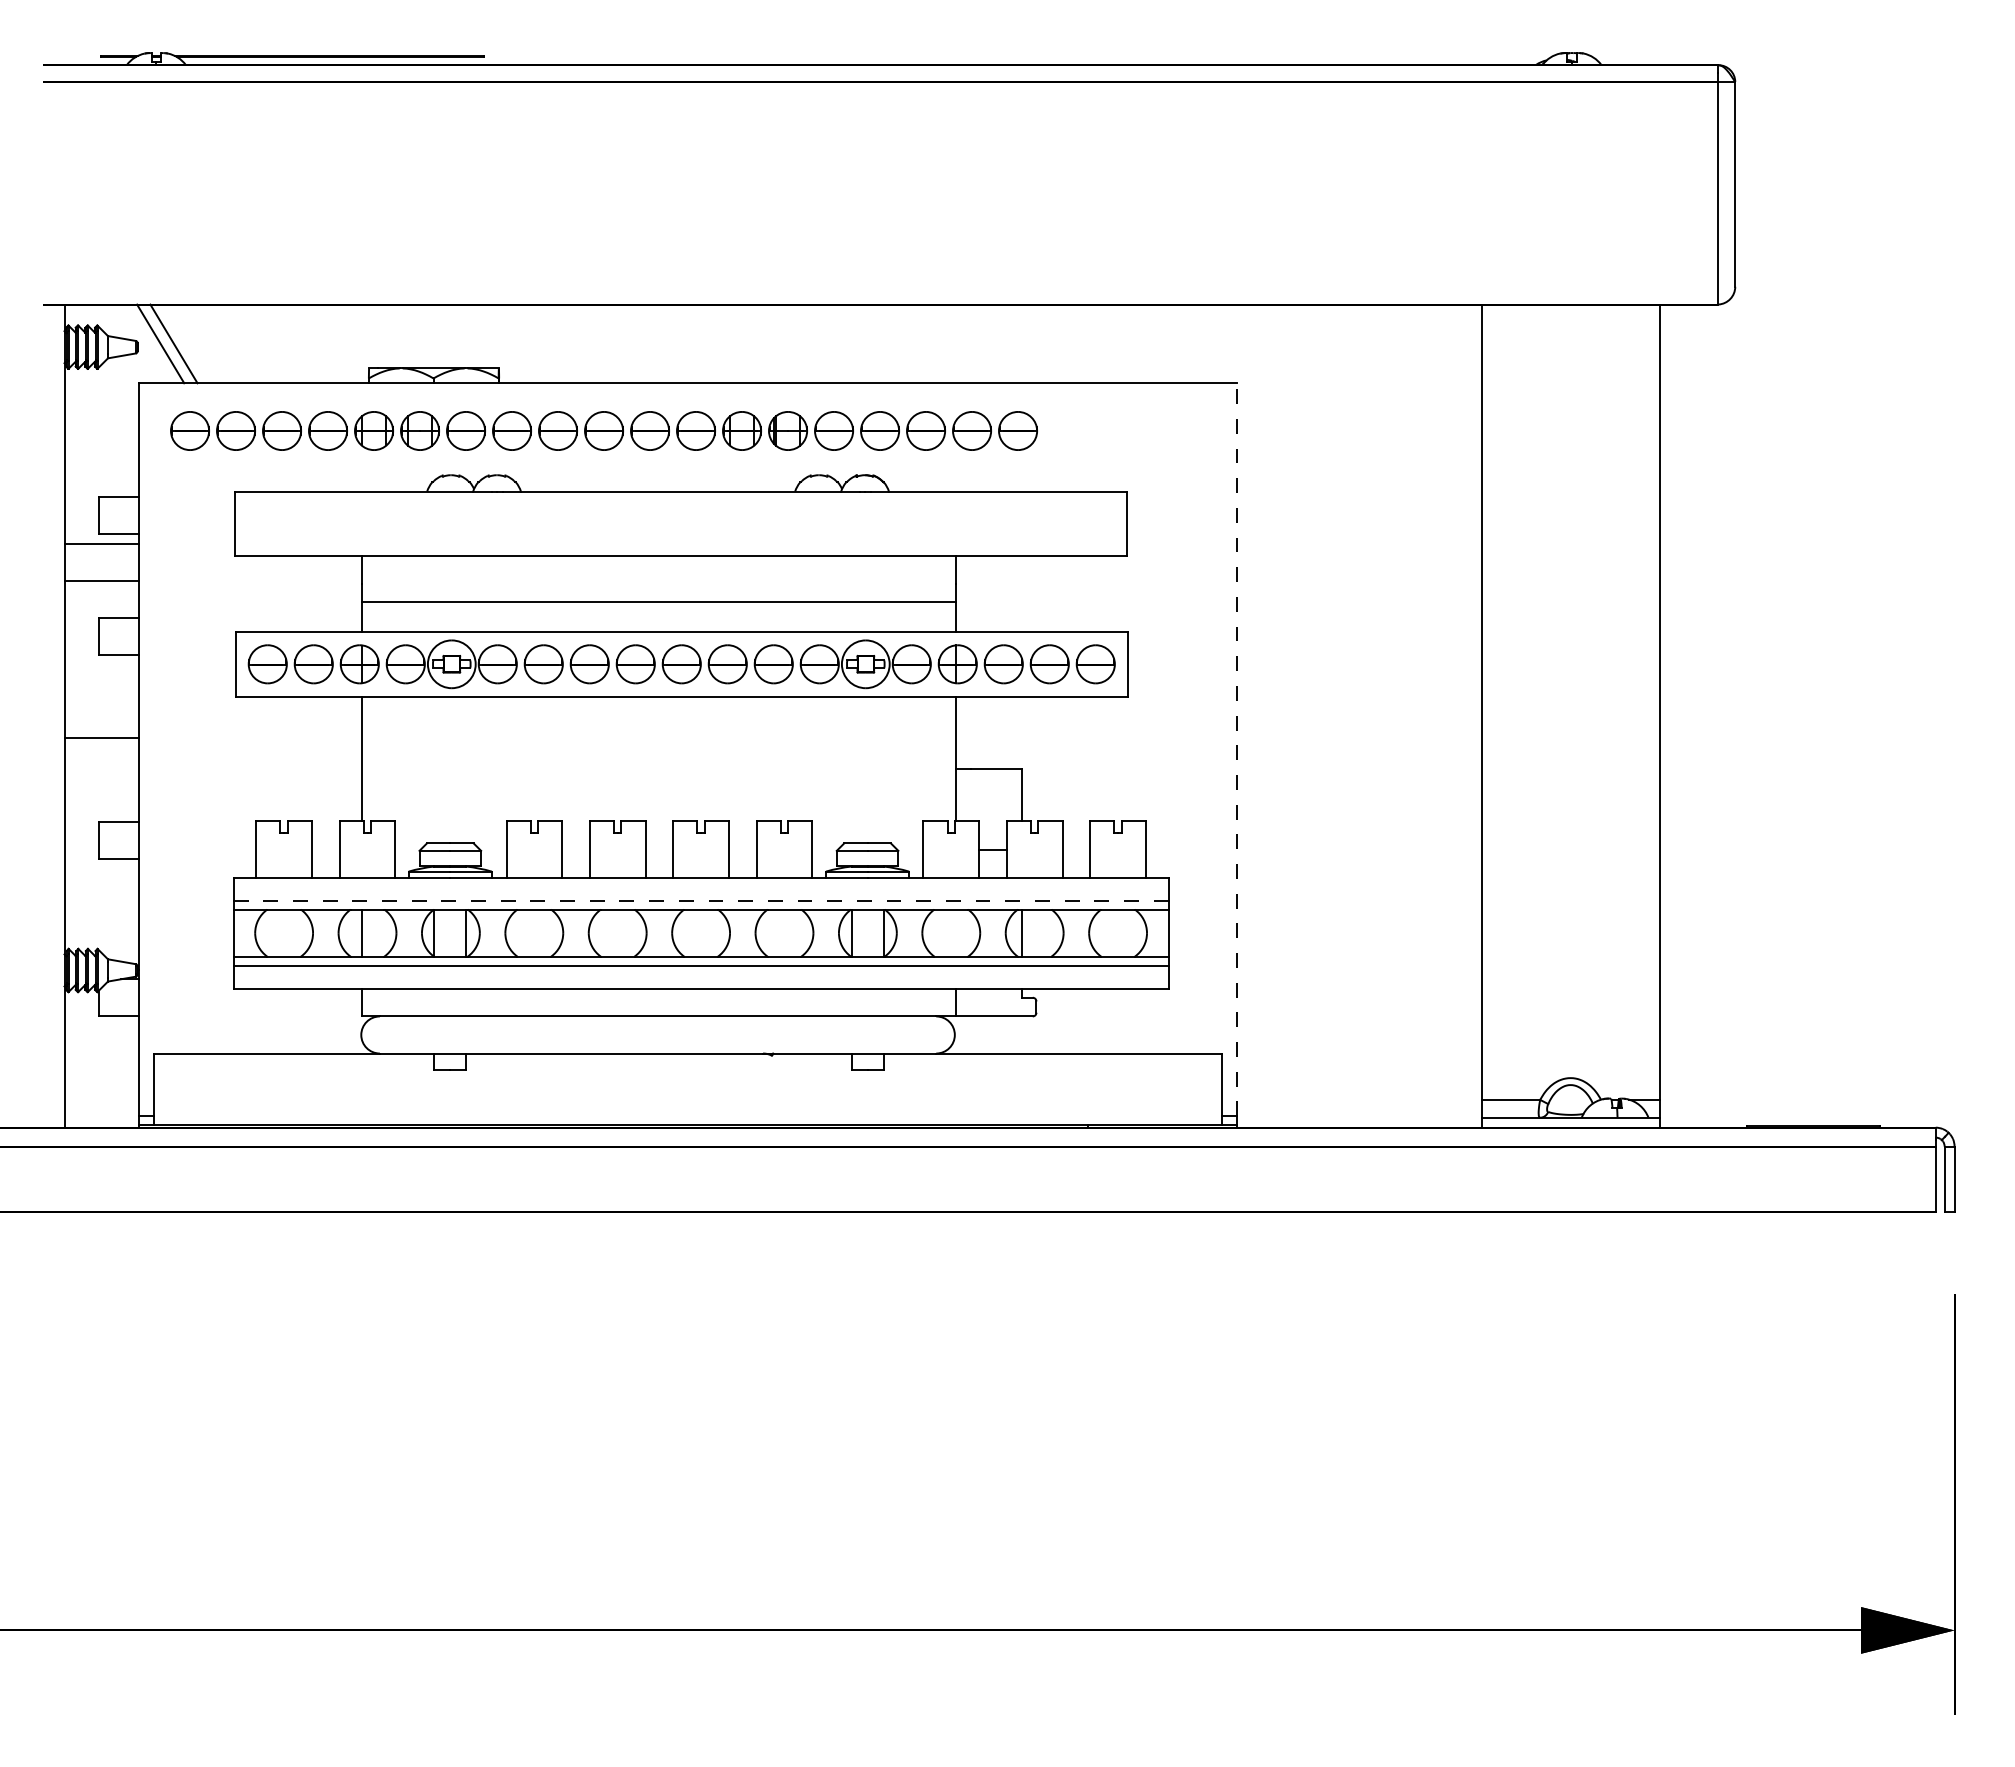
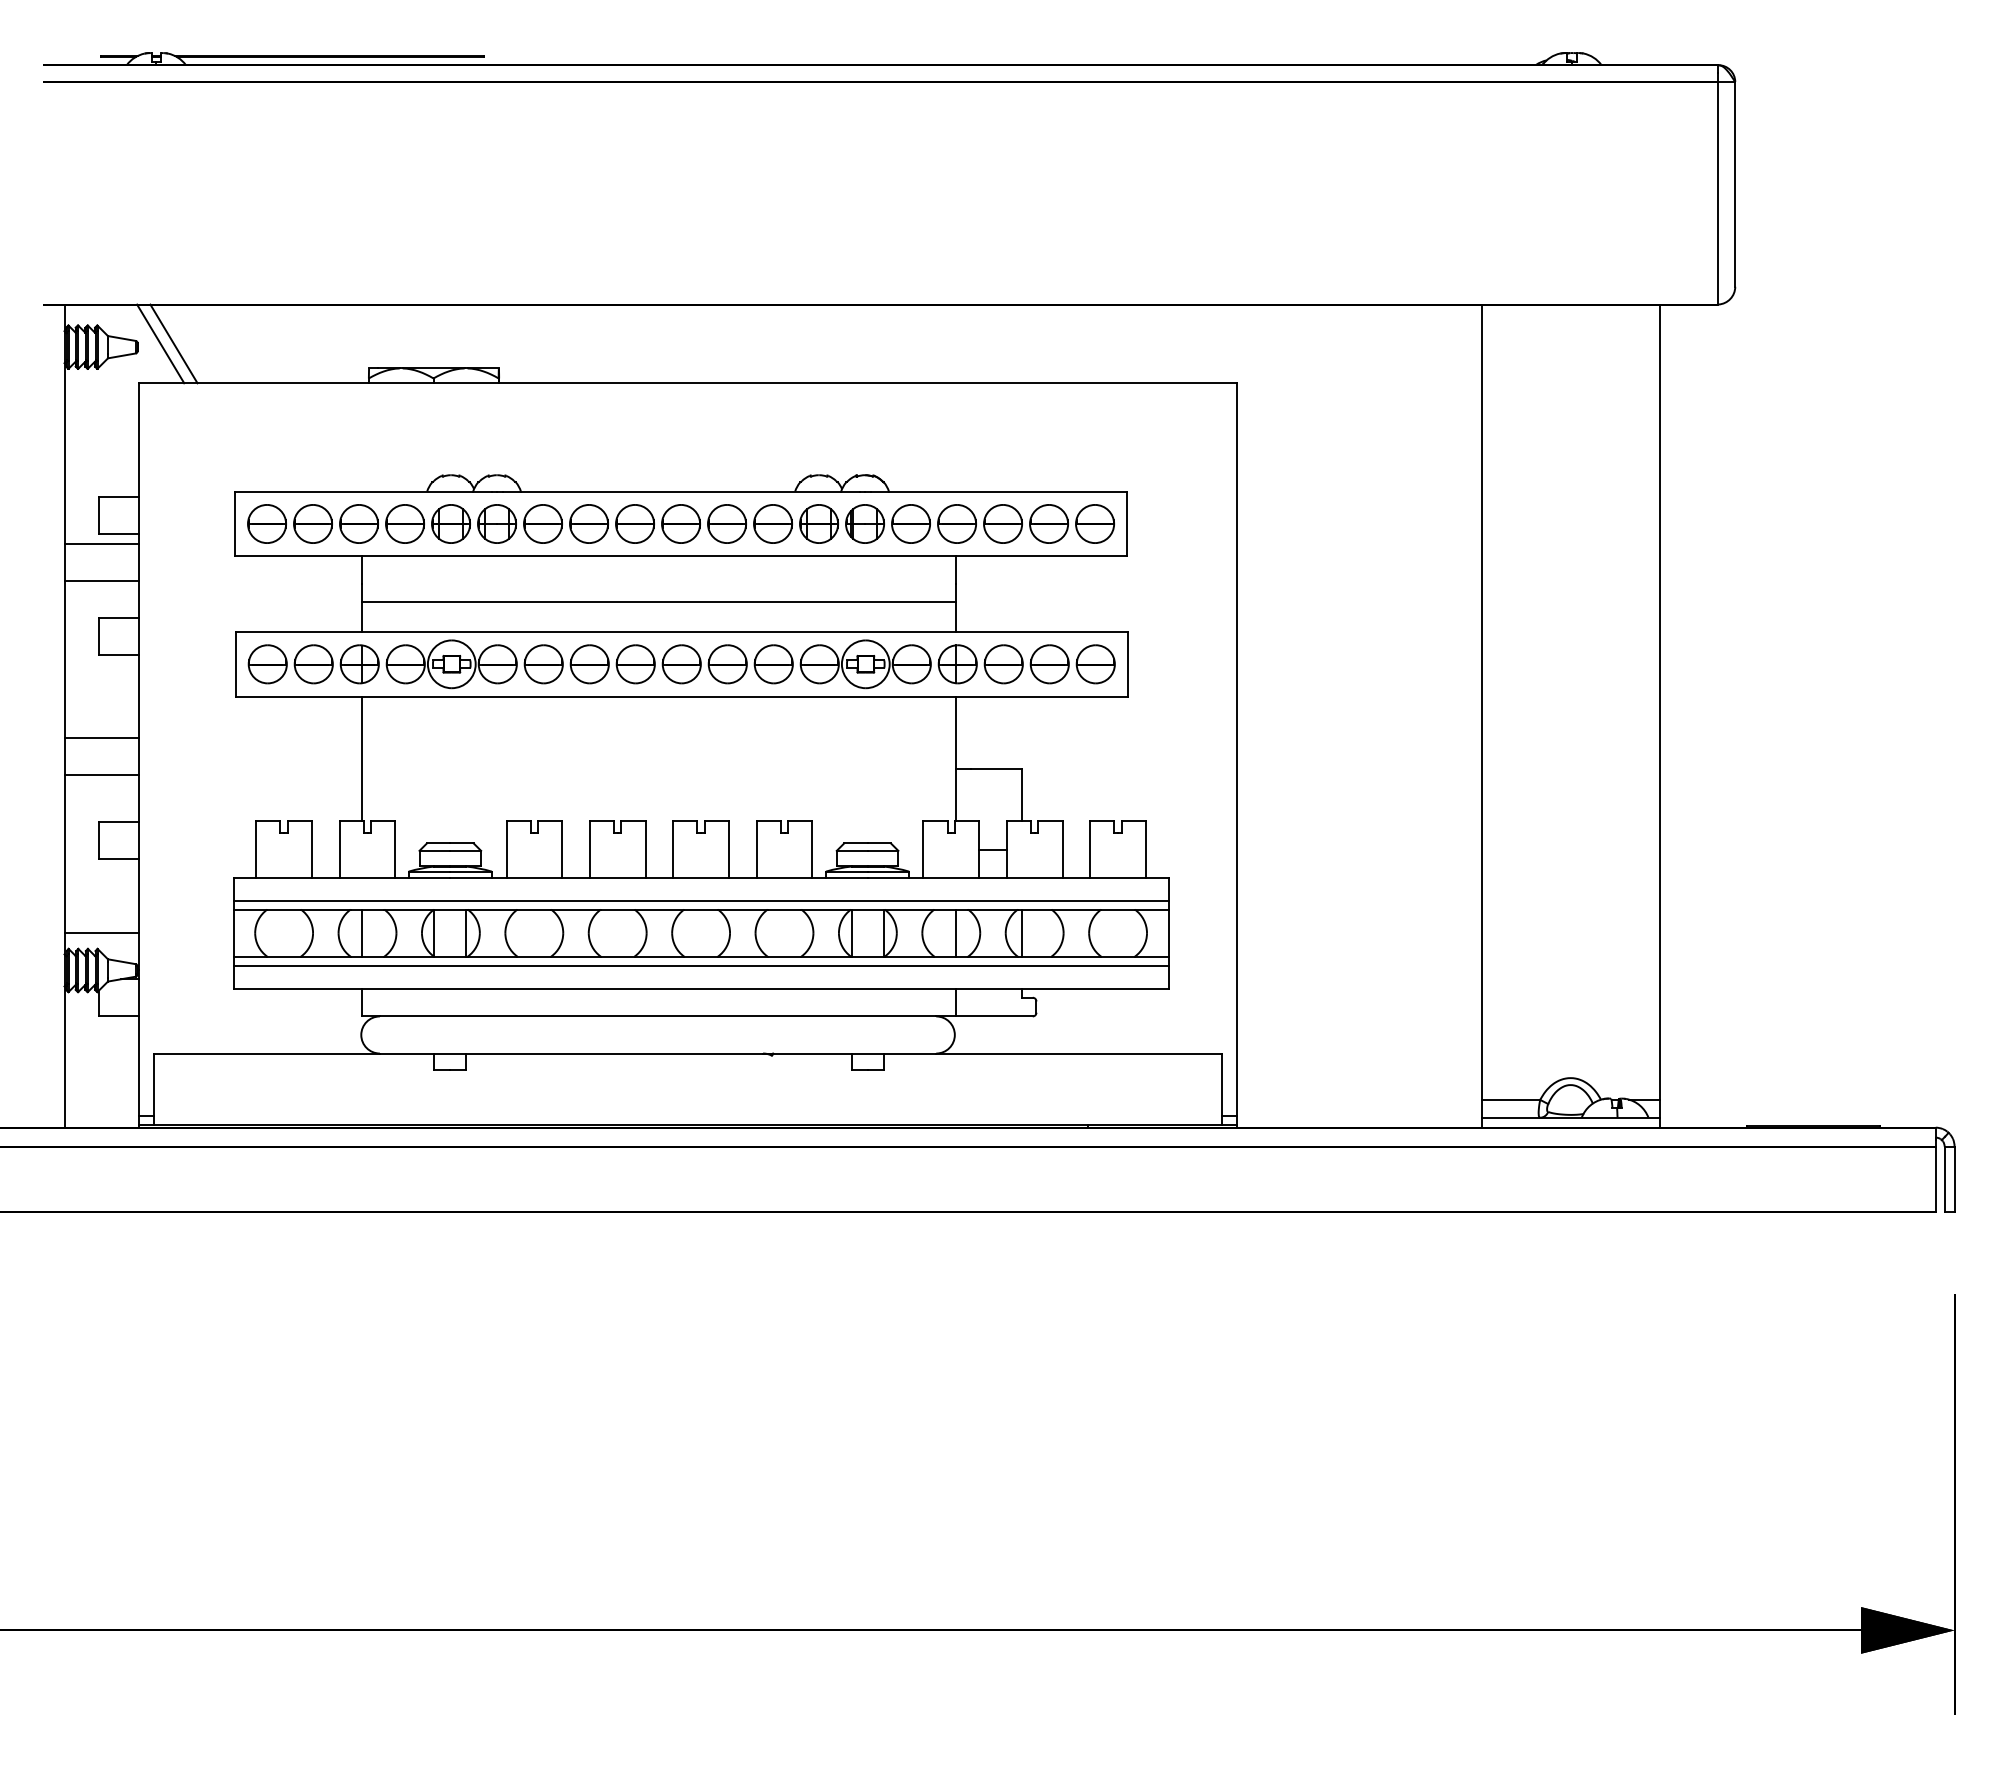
part position: (603, 430) -> (680, 523) (680, 523)
line: dashed -> solid (1236, 749)
line: none -> present (101, 775)
line: dashed -> solid (701, 900)
line: none -> present (955, 932)
line: none -> present (101, 933)
